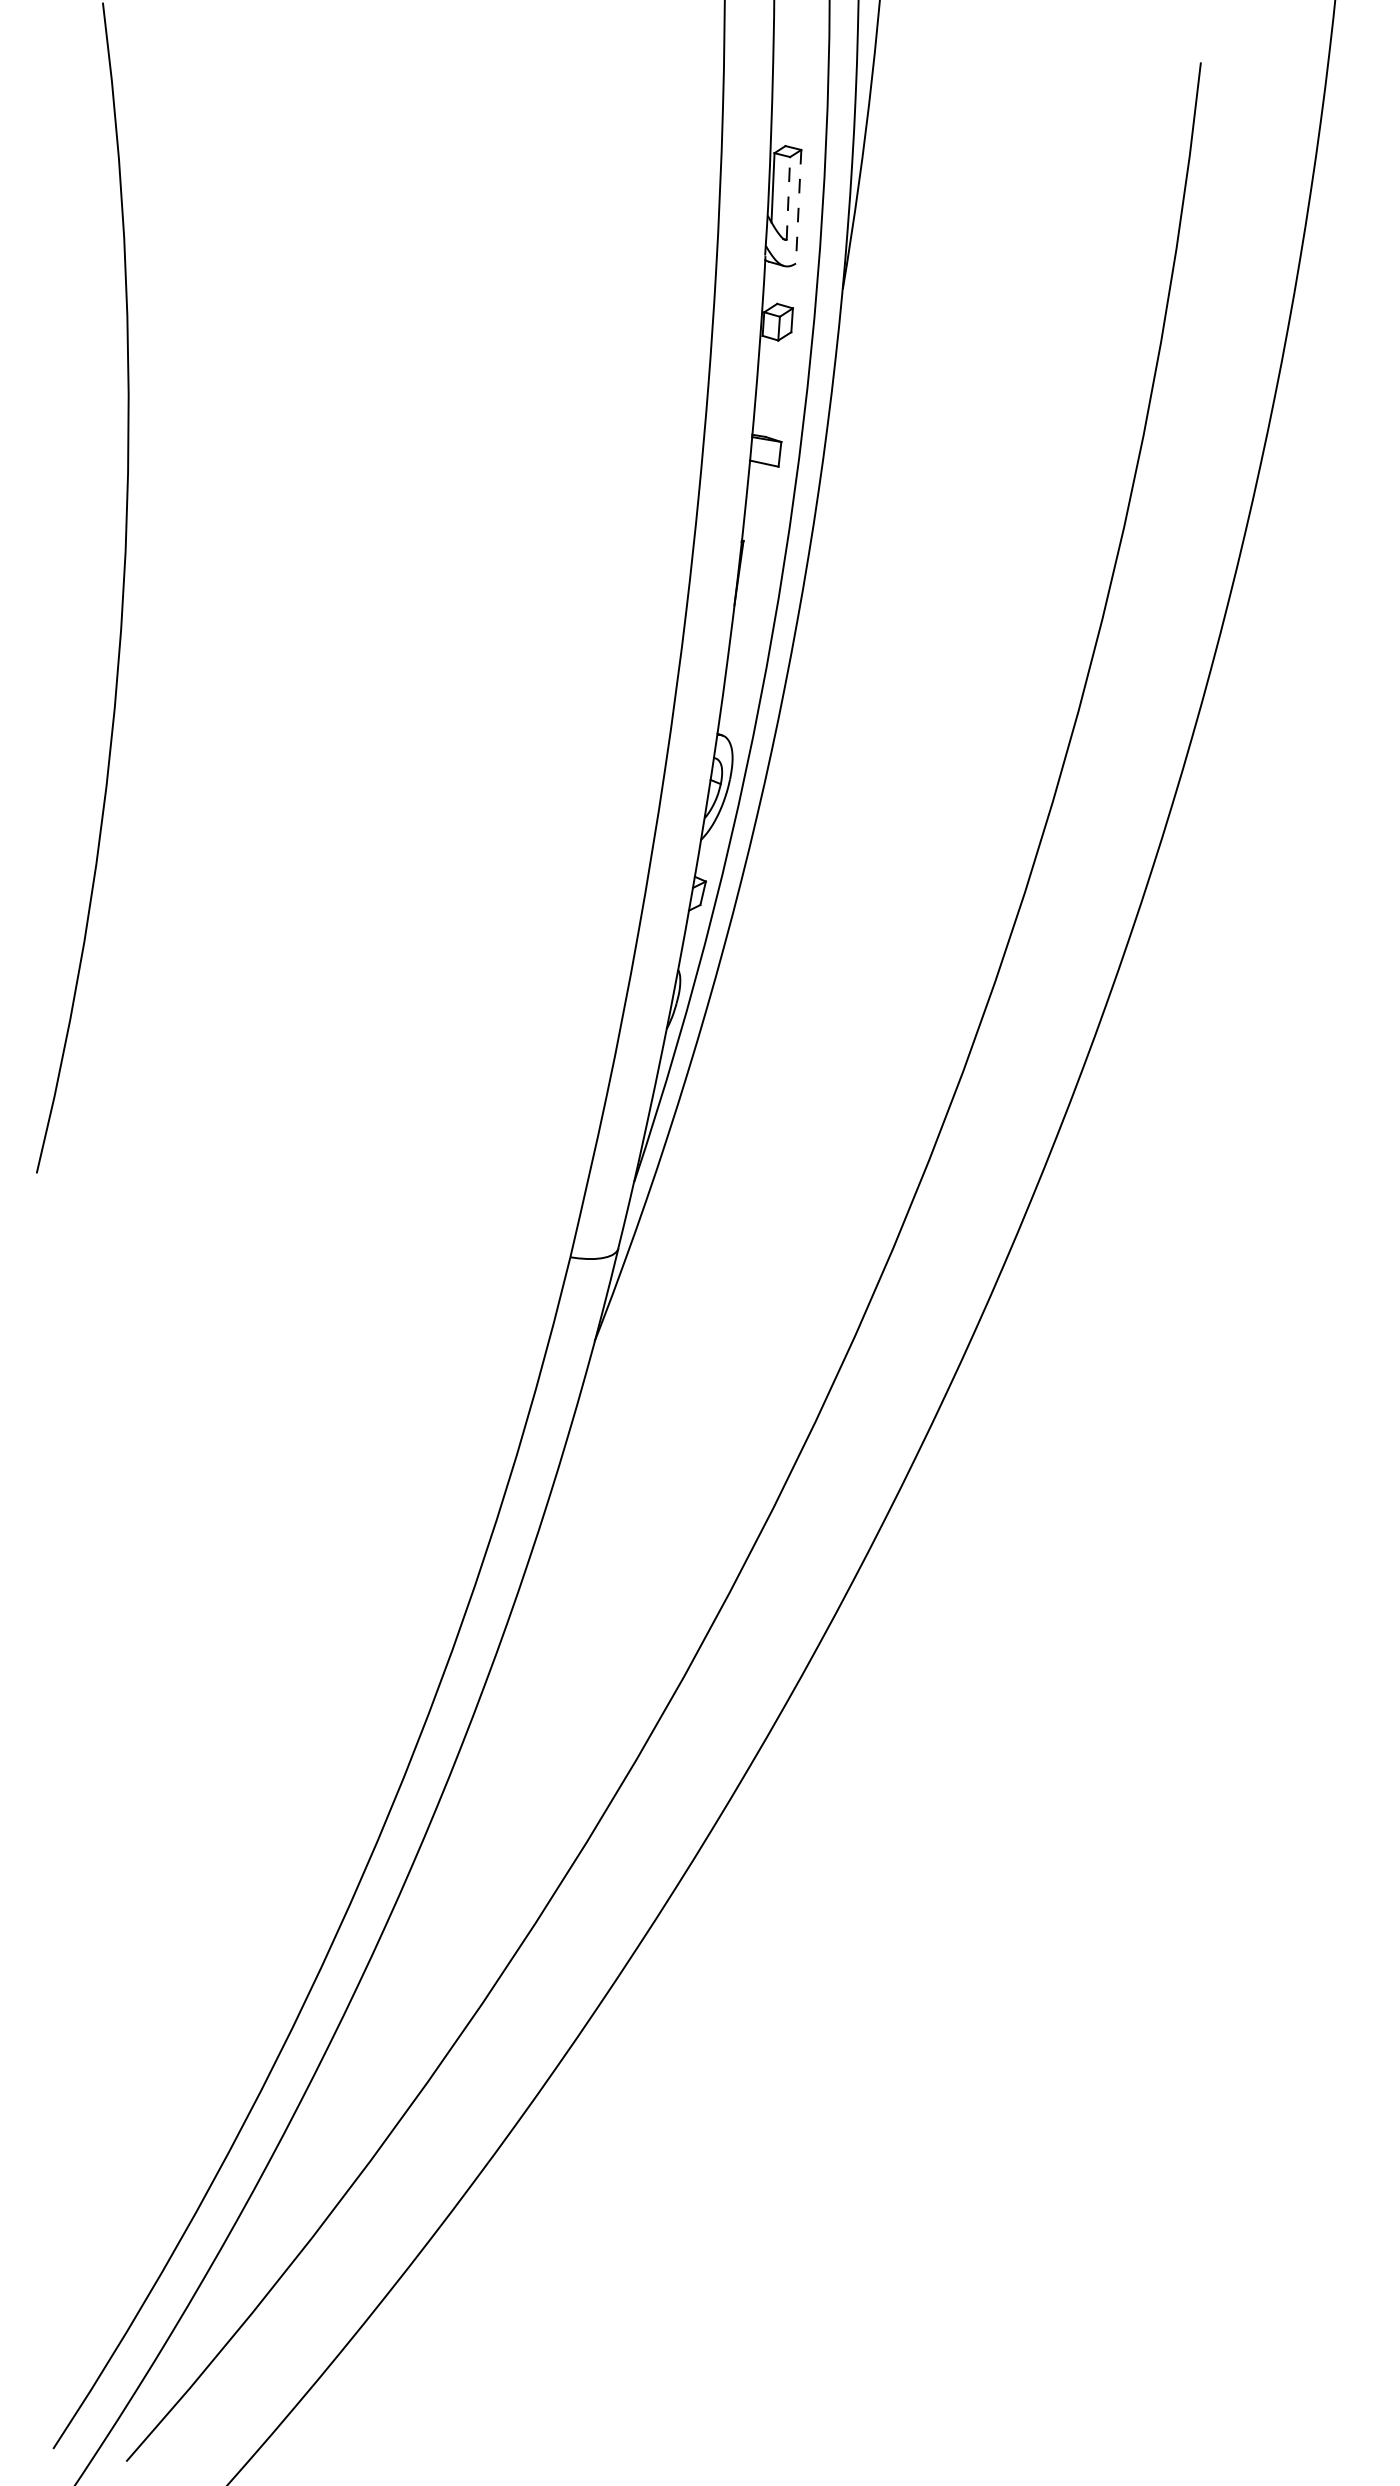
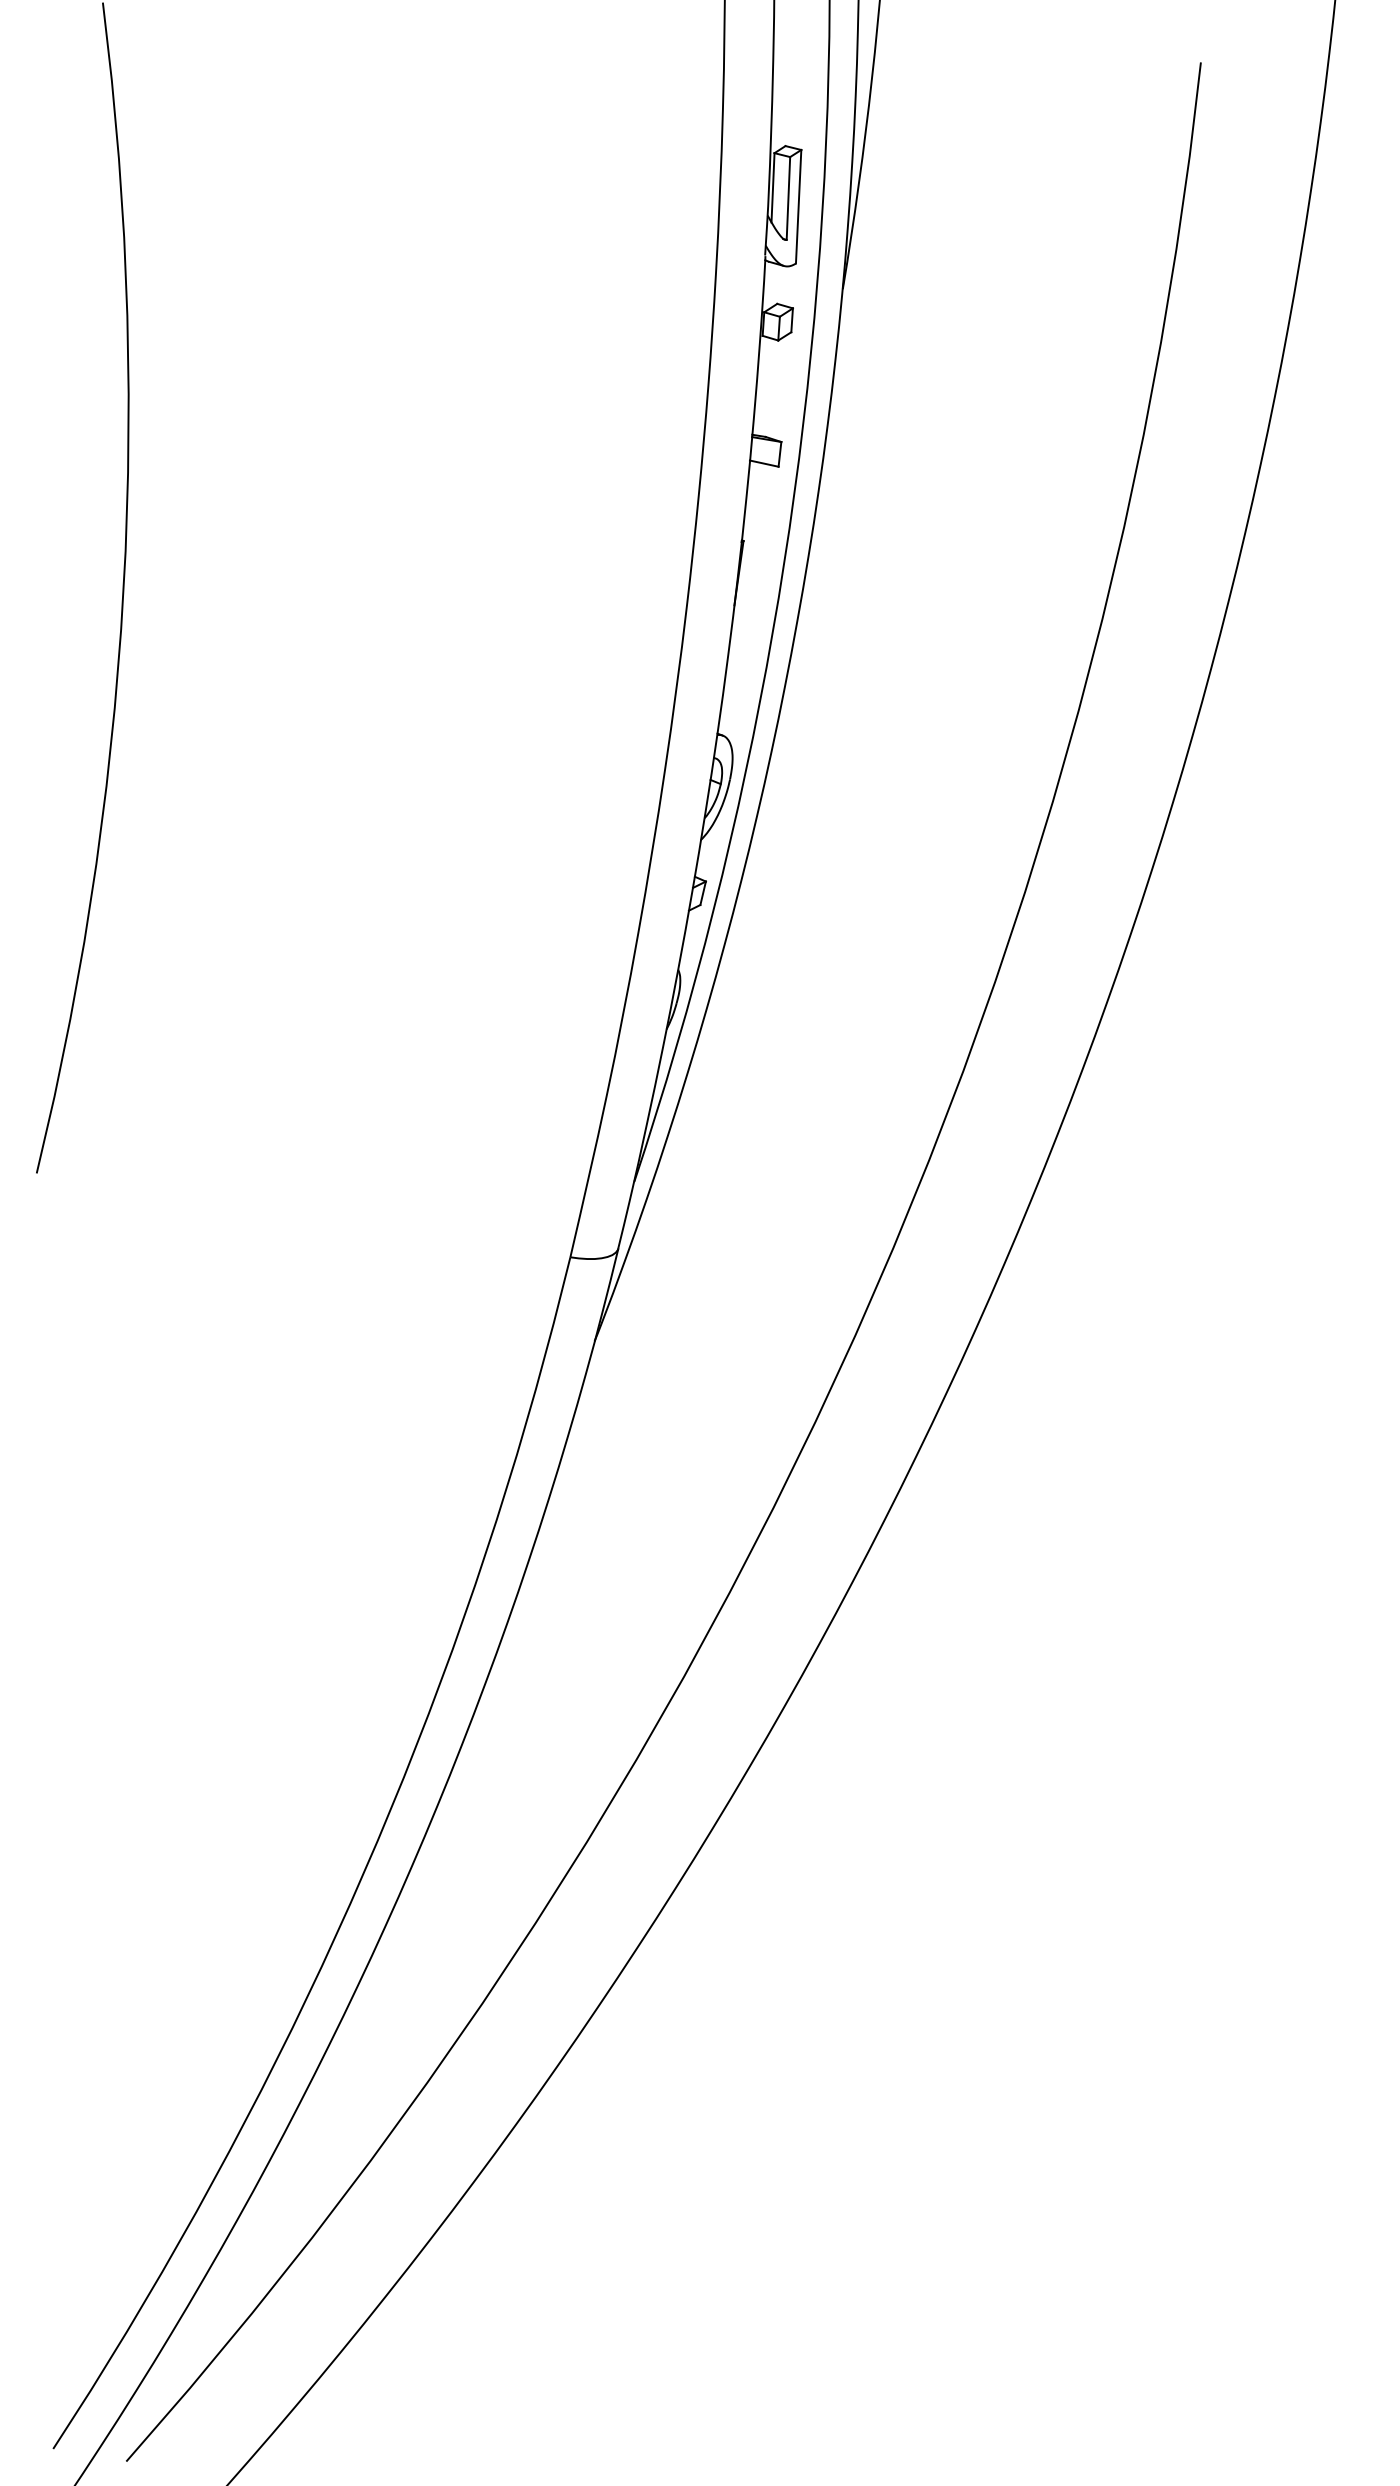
line: dashed -> solid (788, 197)
line: dashed -> solid (798, 206)
